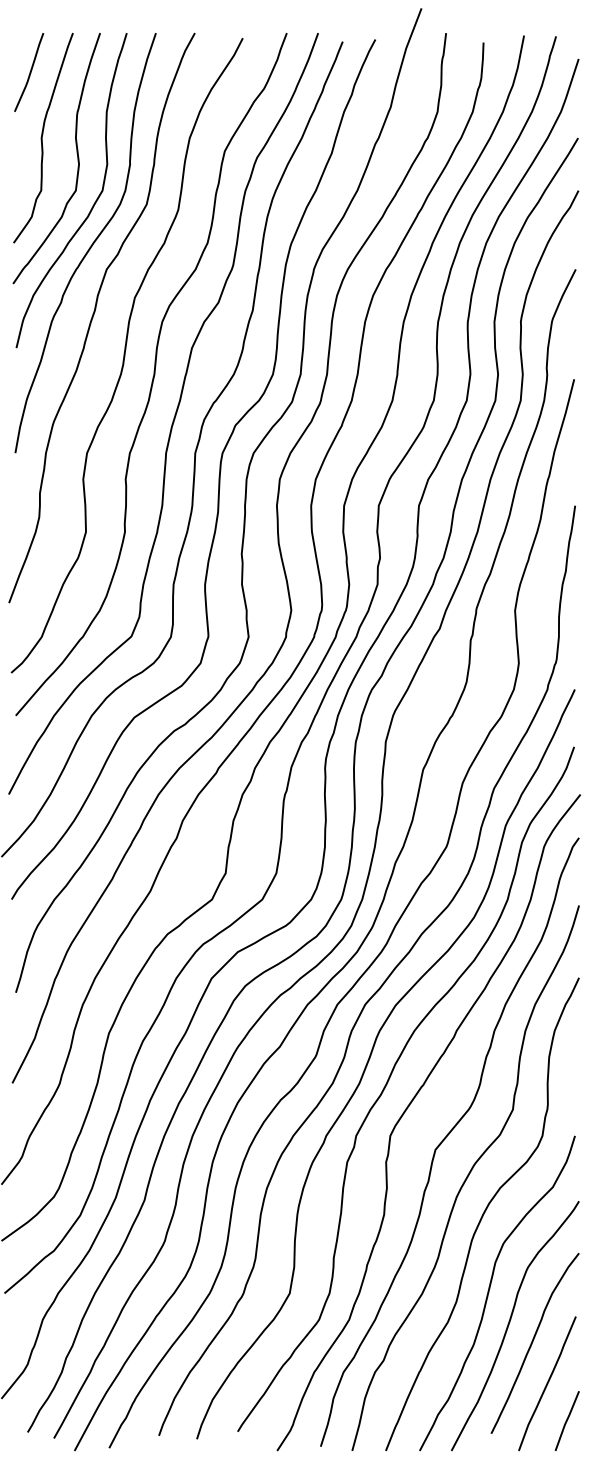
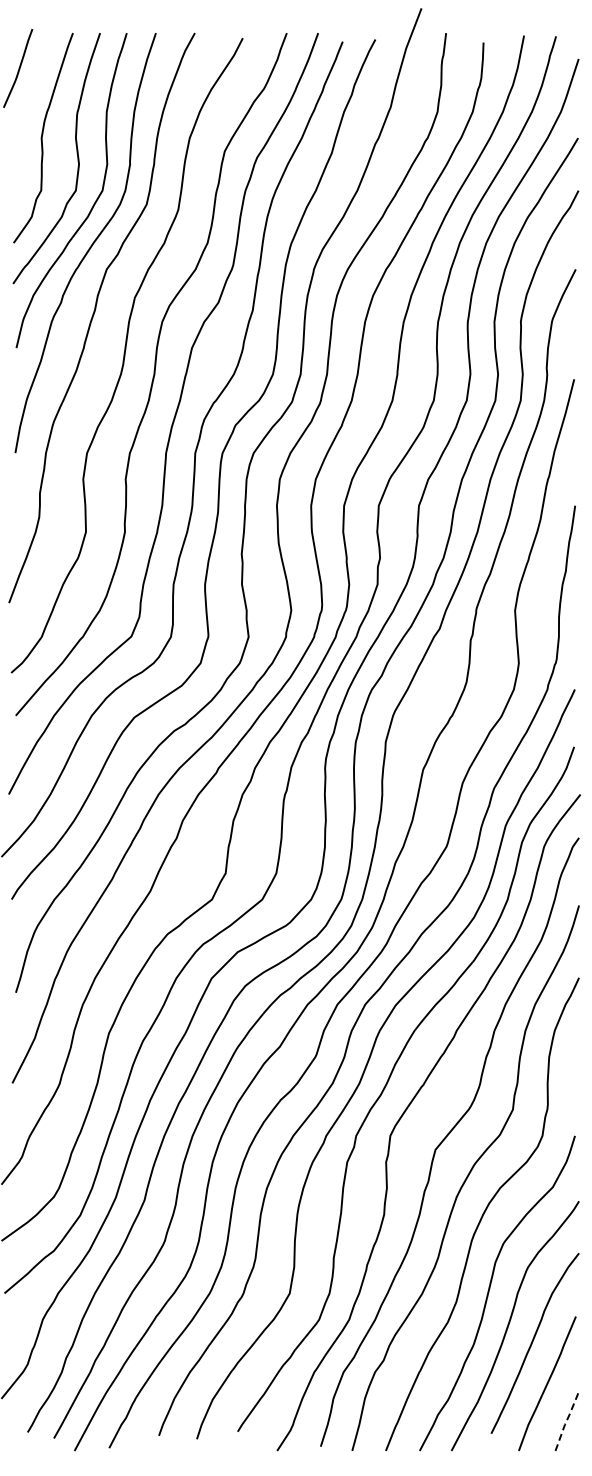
curve position: (29, 72) -> (18, 68) (18, 68)
line: solid -> dashed (566, 1420)
